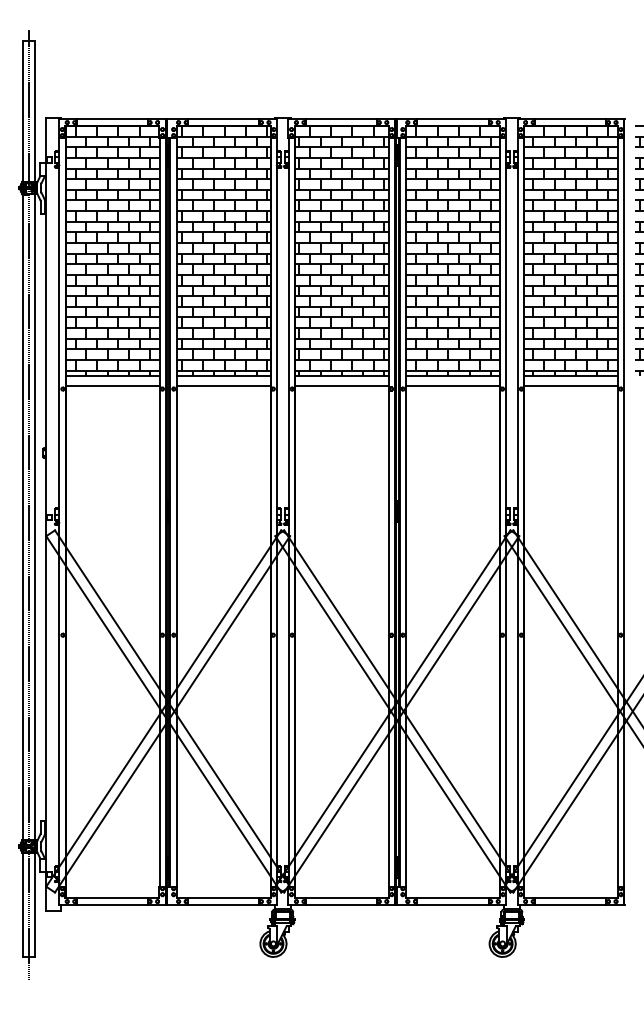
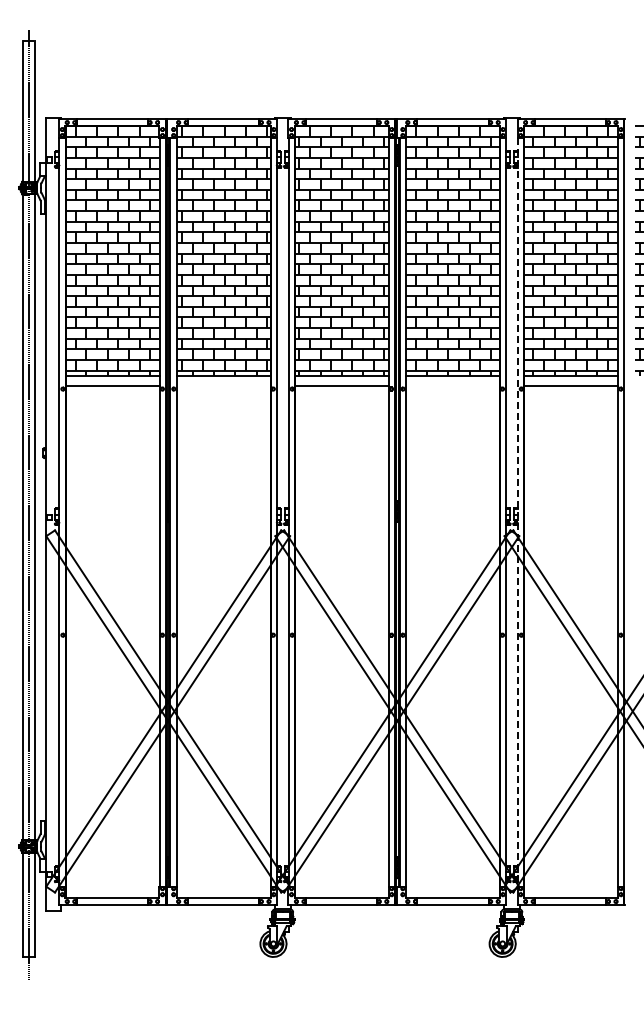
line: present -> none (223, 386)
line: present -> none (452, 386)
line: solid -> dashed (517, 512)
